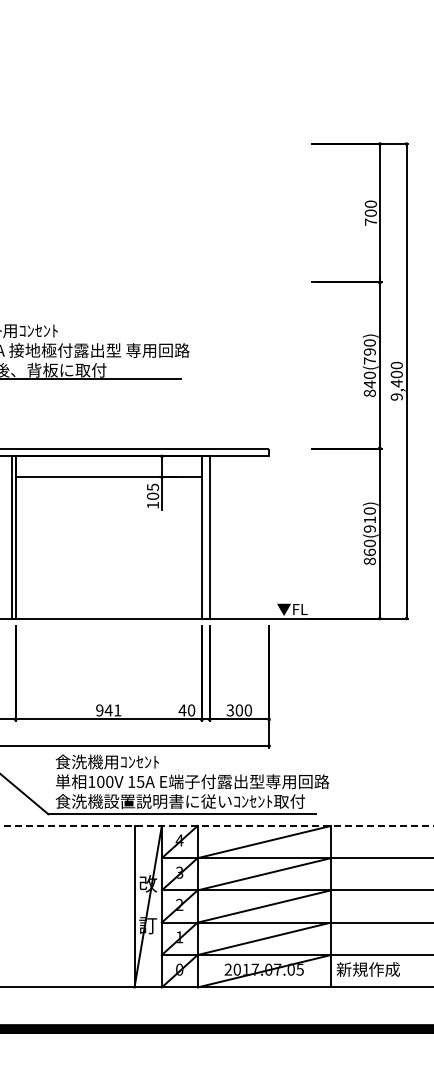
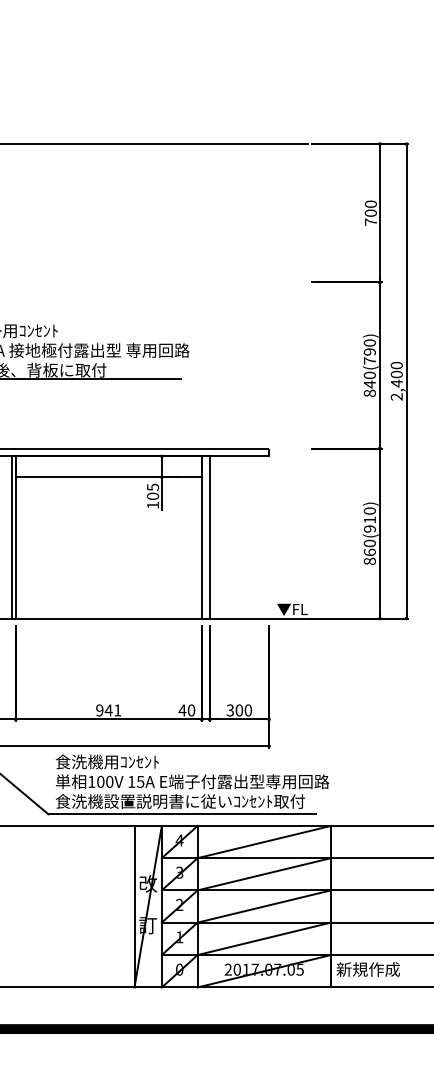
line: none -> present (155, 144)
text: 9,400 -> 2,400 (396, 396)
line: dashed -> solid (217, 825)
